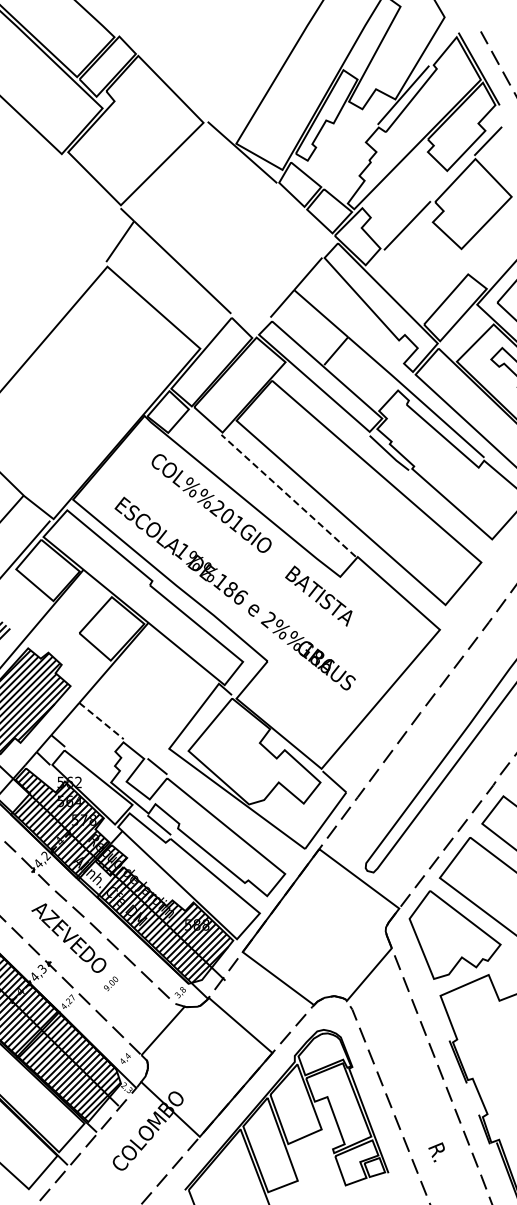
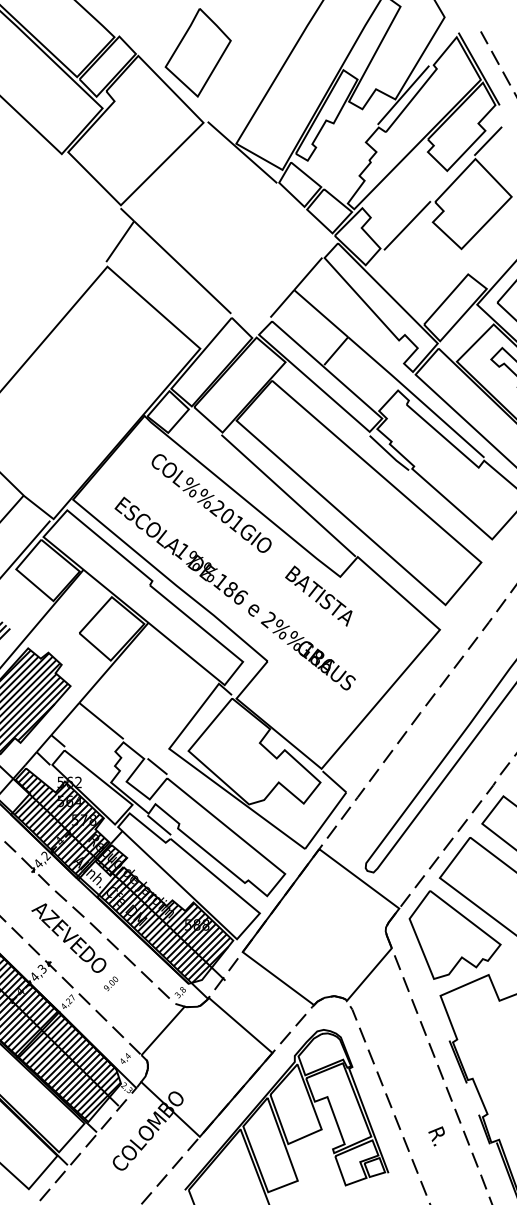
part: none -> present (197, 52)
line: dashed -> solid (288, 495)
line: dashed -> solid (101, 720)
text position: (436, 1152) -> (436, 1136) (436, 1136)
